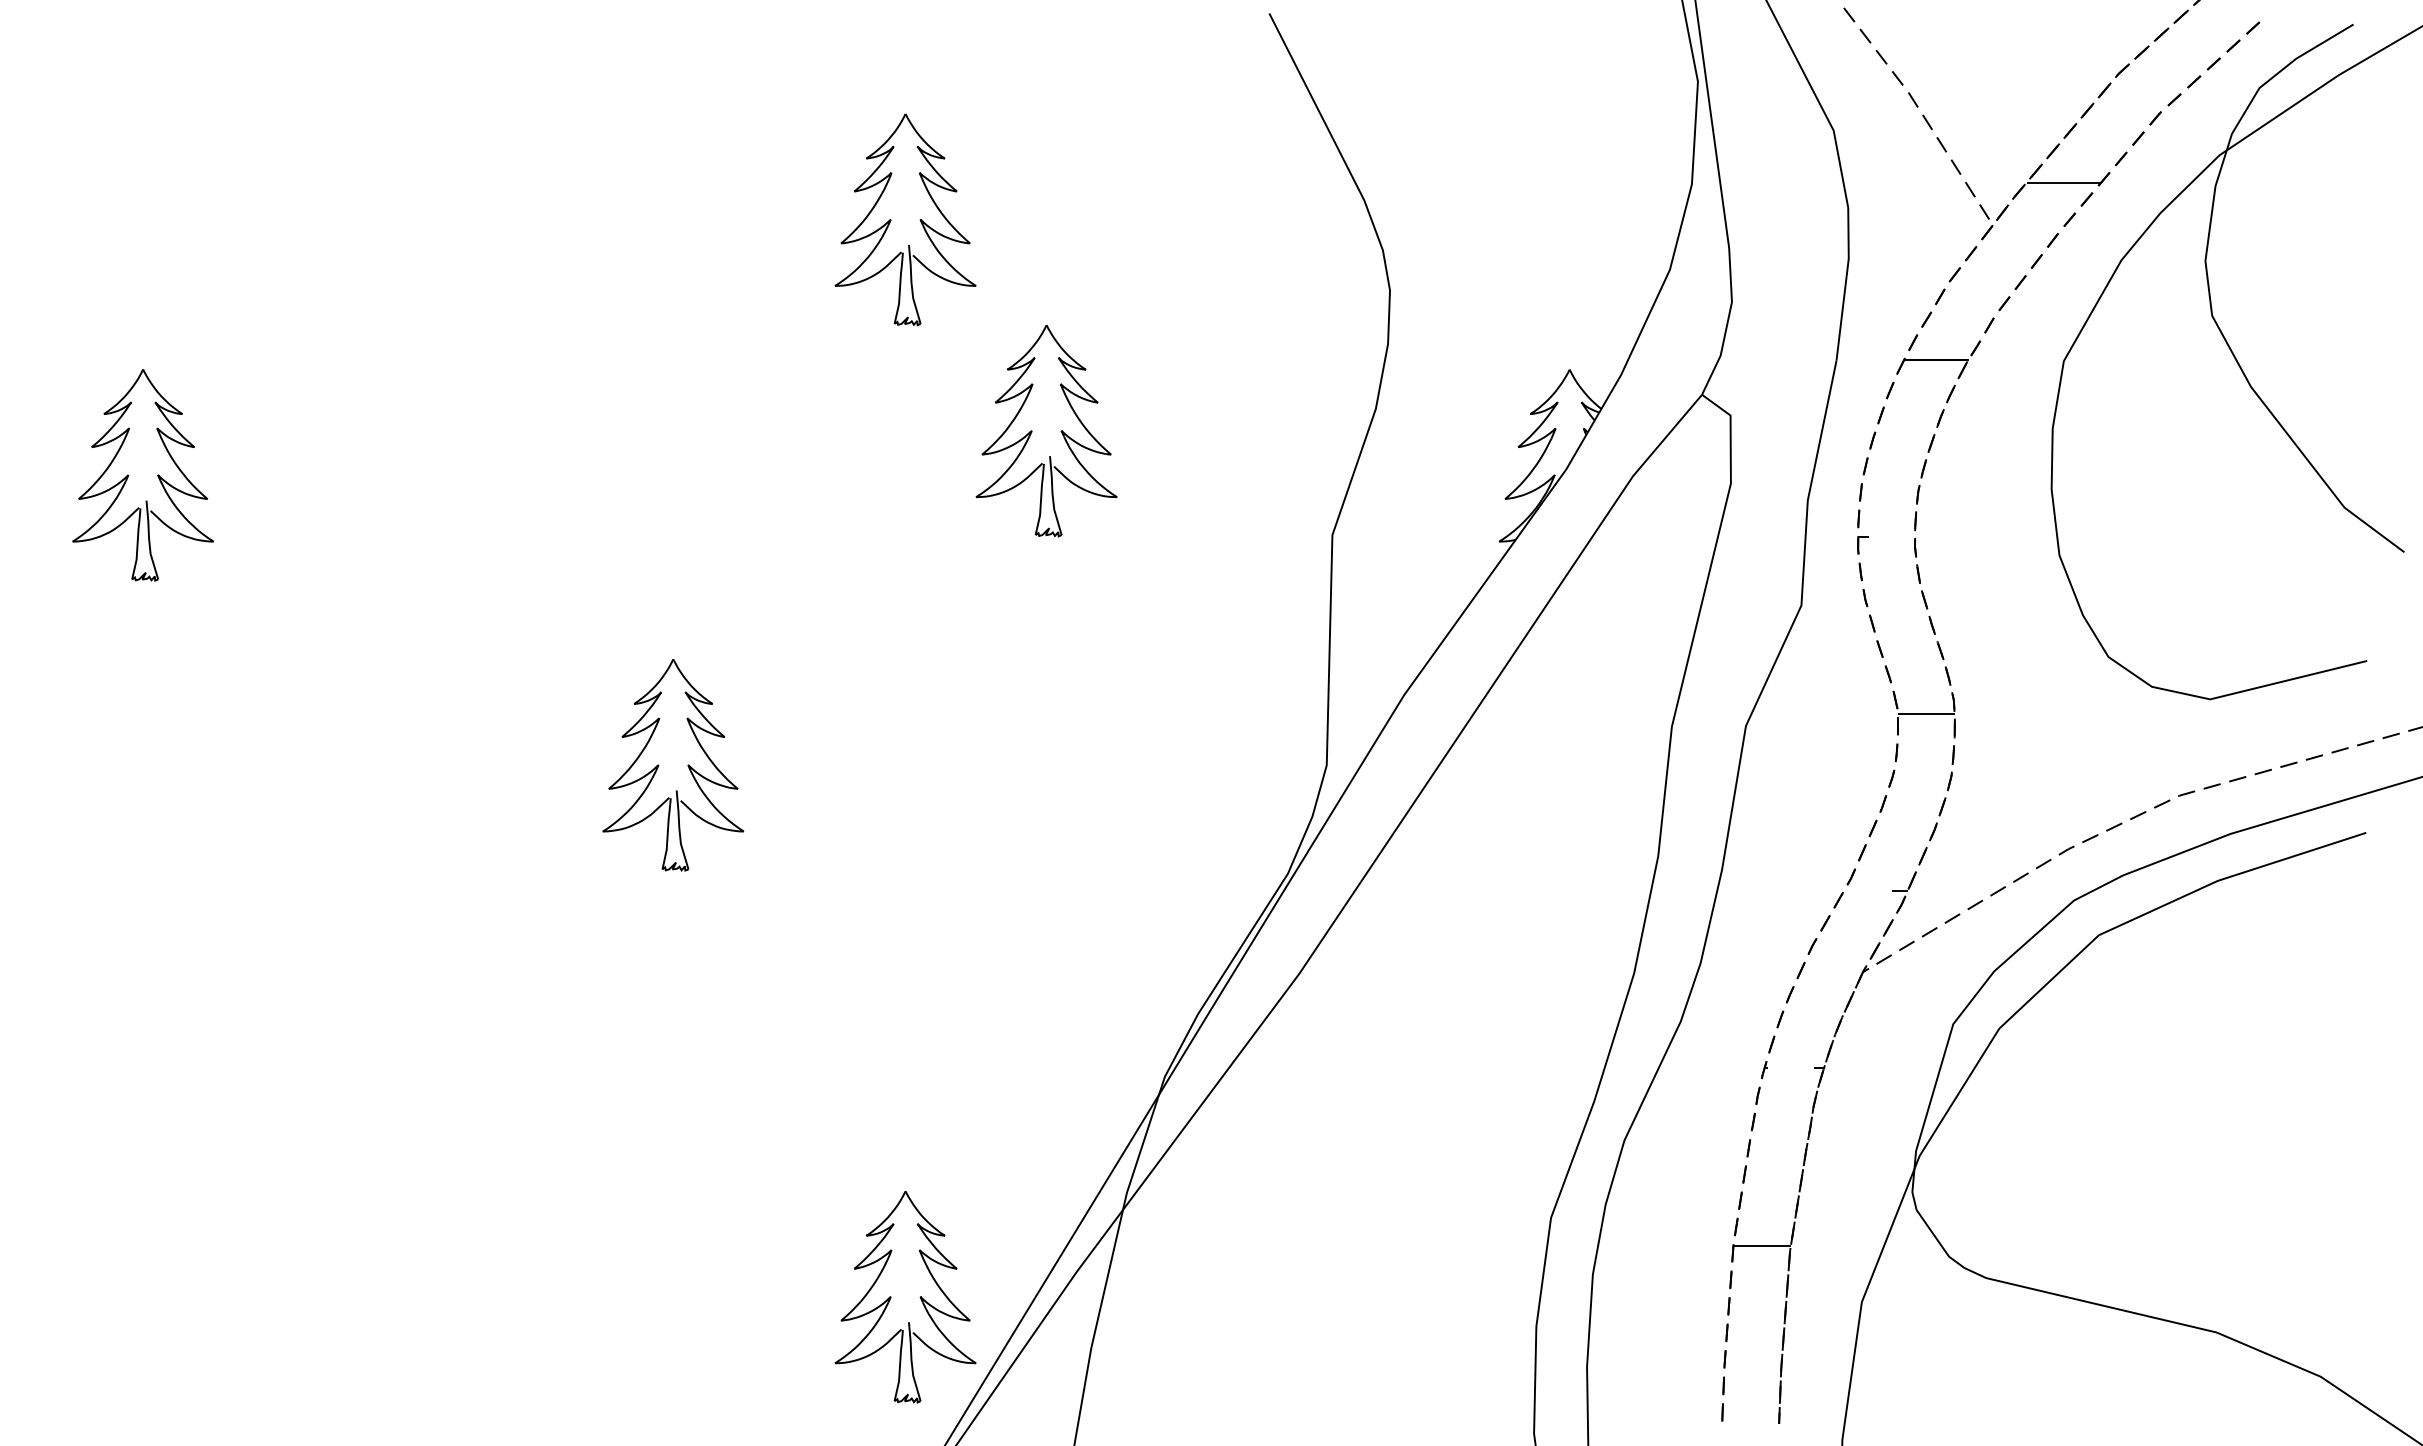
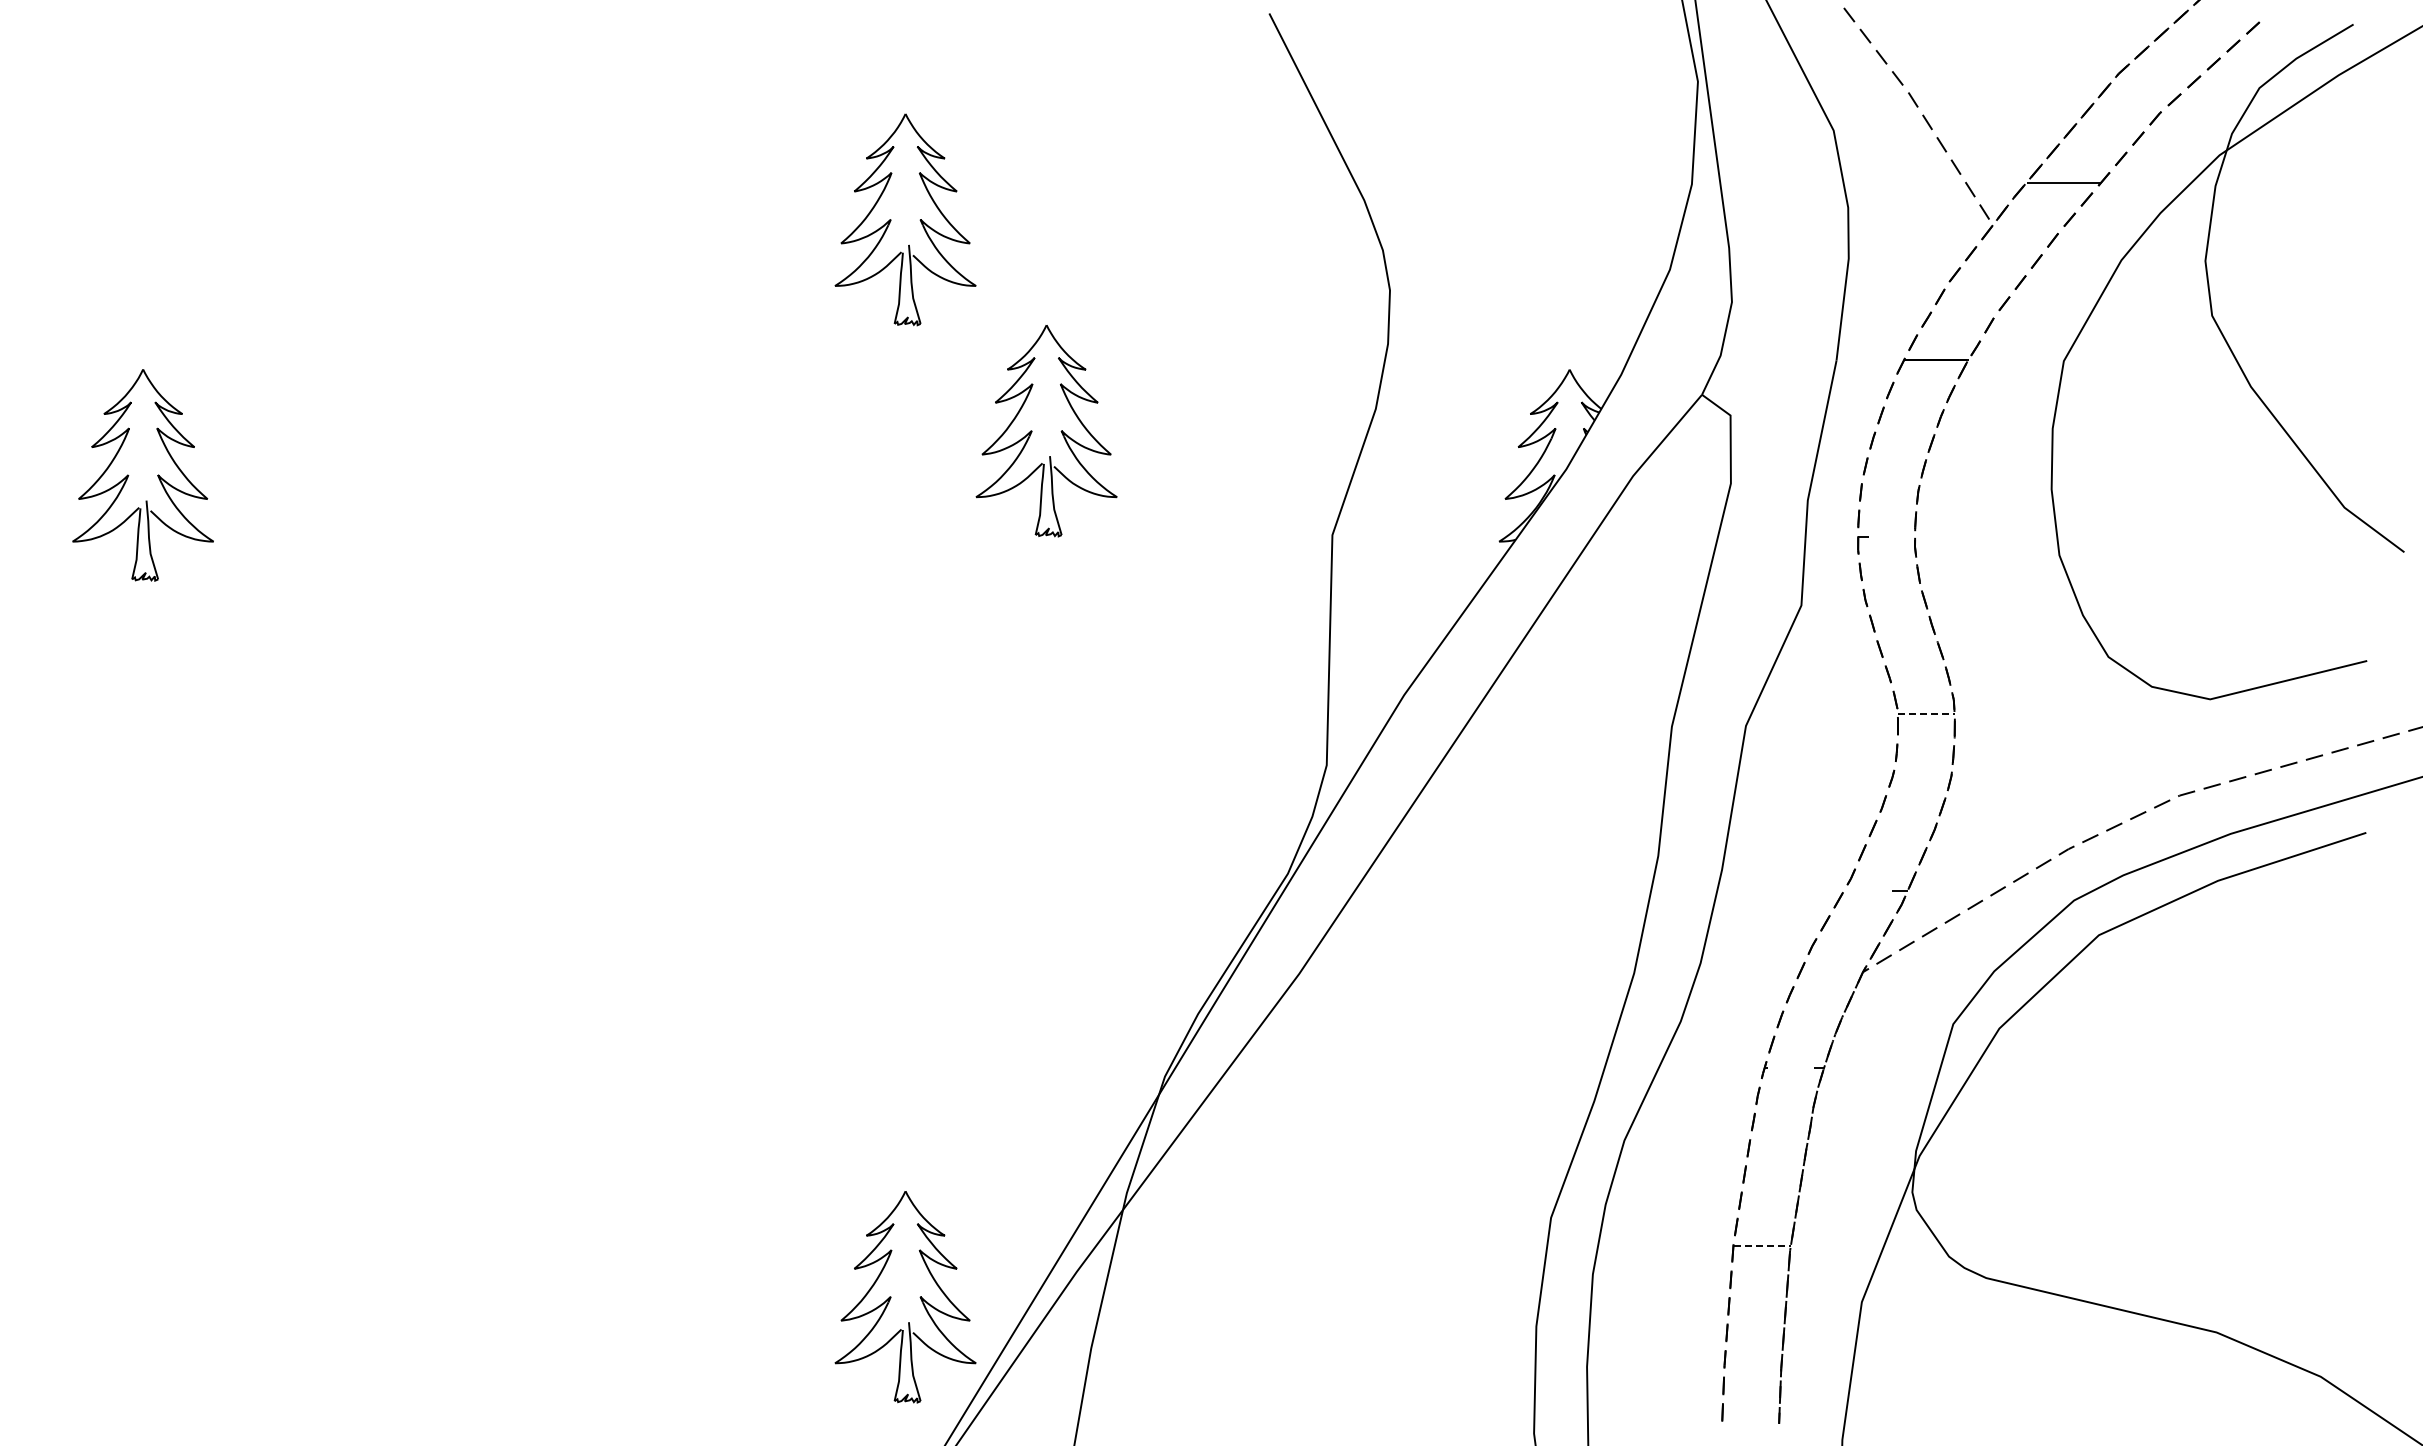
line: solid -> dashed (1926, 714)
part: present -> none (659, 765)
line: solid -> dashed (1762, 1245)
